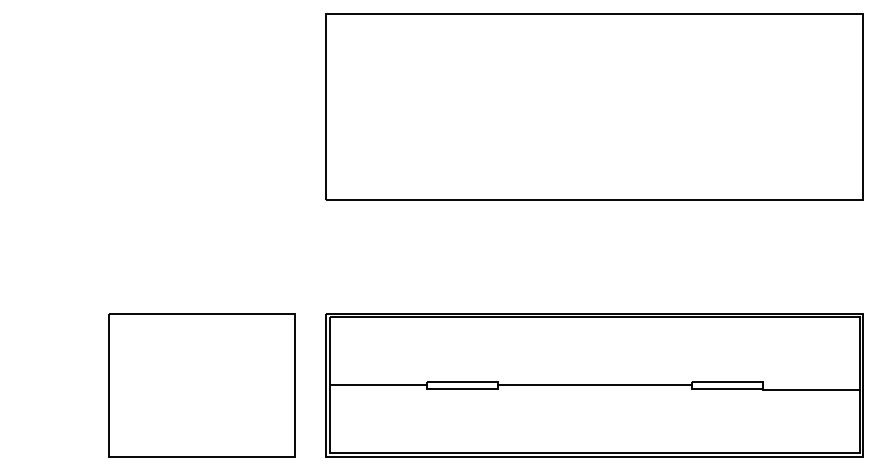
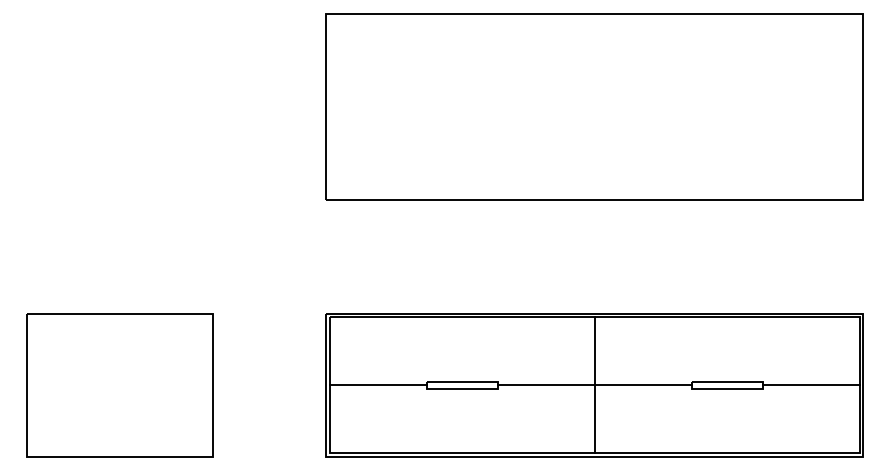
part position: (201, 385) -> (119, 385) (119, 385)
line: none -> present (594, 385)
line position: (811, 390) -> (811, 385) (811, 385)
